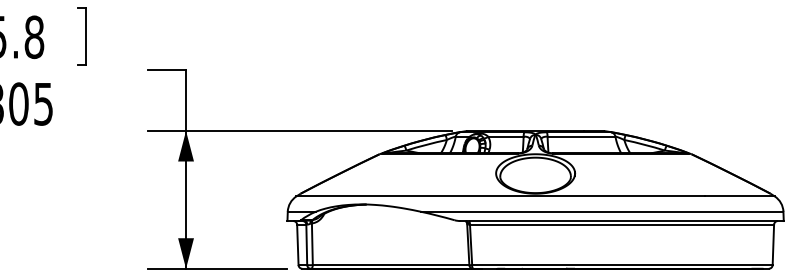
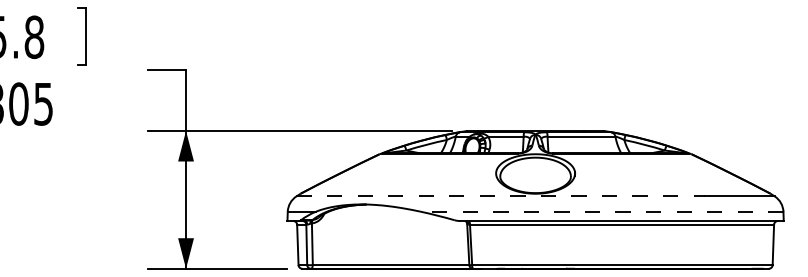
line: solid -> dashed (501, 196)
line: solid -> dashed (601, 211)
